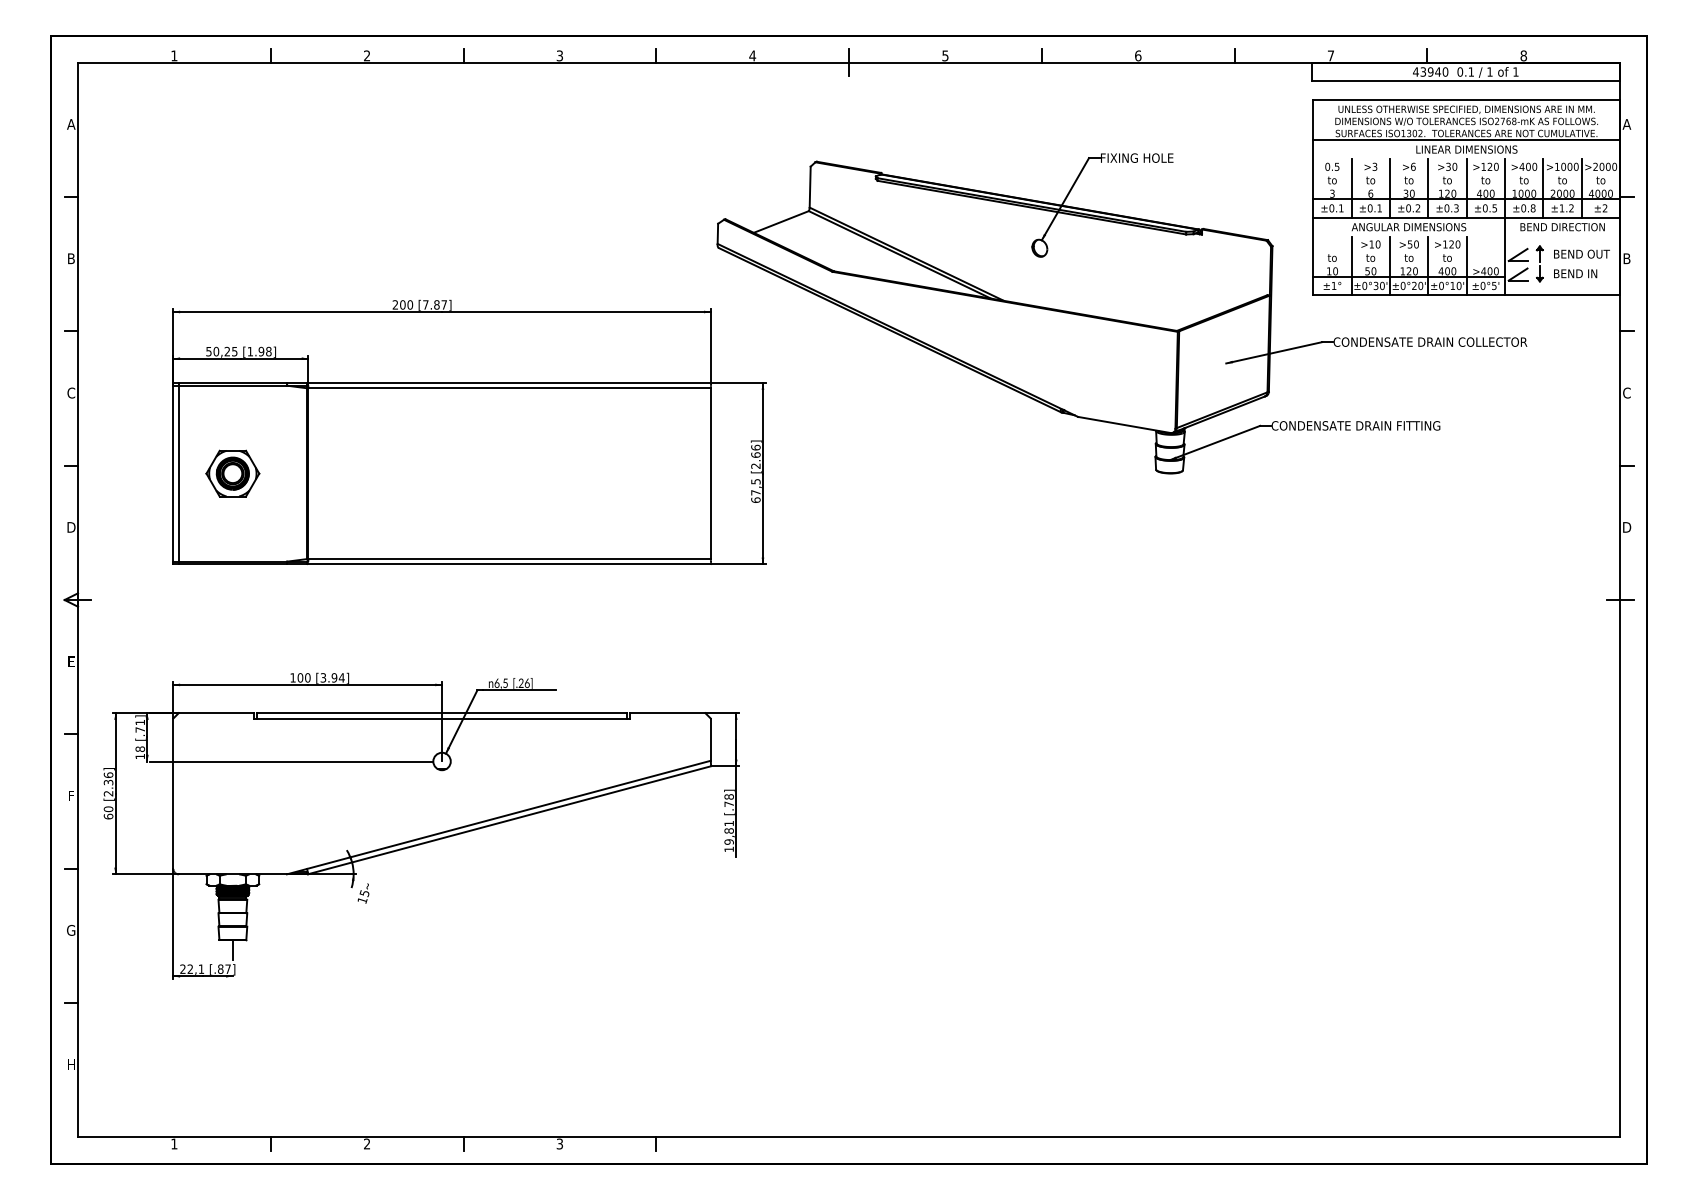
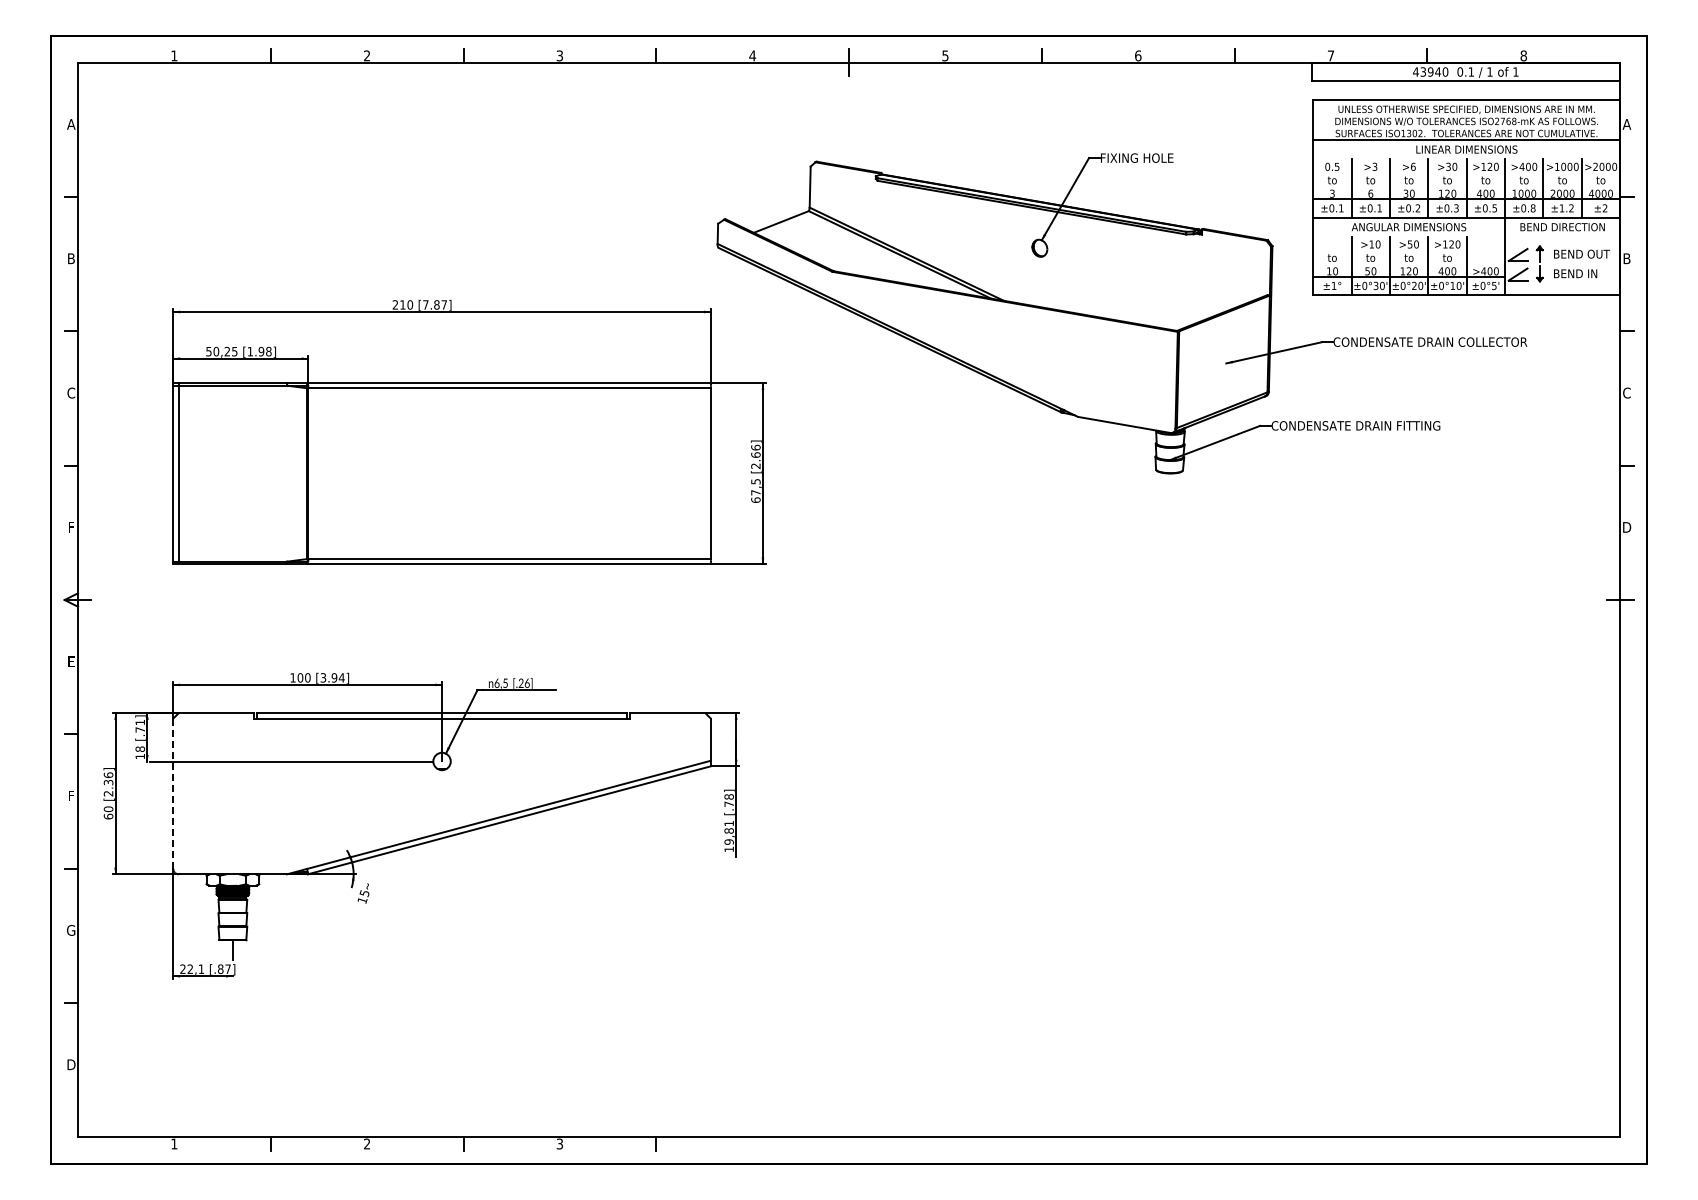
text: 200 -> 210 (402, 304)
part: present -> none (232, 473)
text: D -> F (71, 527)
line: solid -> dashed (173, 793)
text: H -> D (71, 1064)
